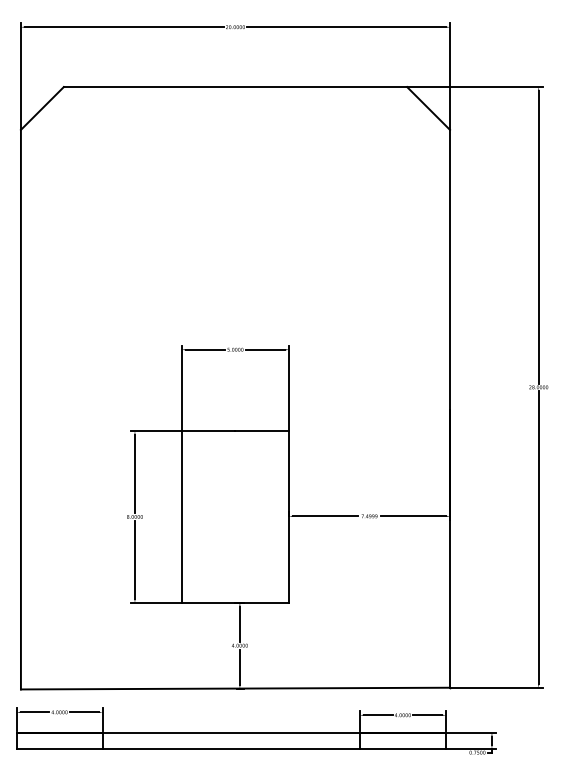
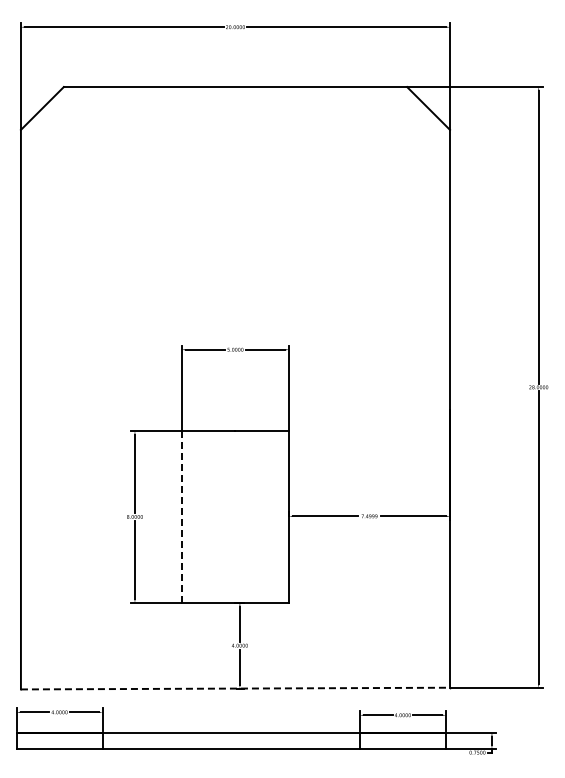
line: solid -> dashed (181, 516)
line: solid -> dashed (235, 688)
